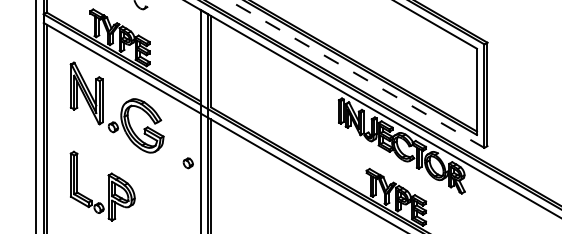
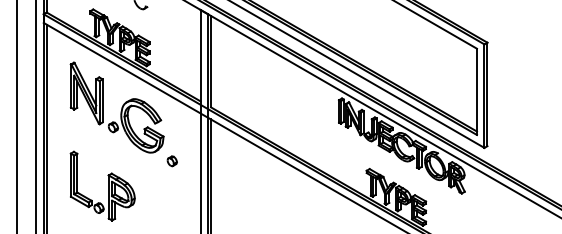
line: dashed -> solid (356, 74)
line: none -> present (16, 116)
part position: (187, 163) -> (171, 161) (171, 161)
